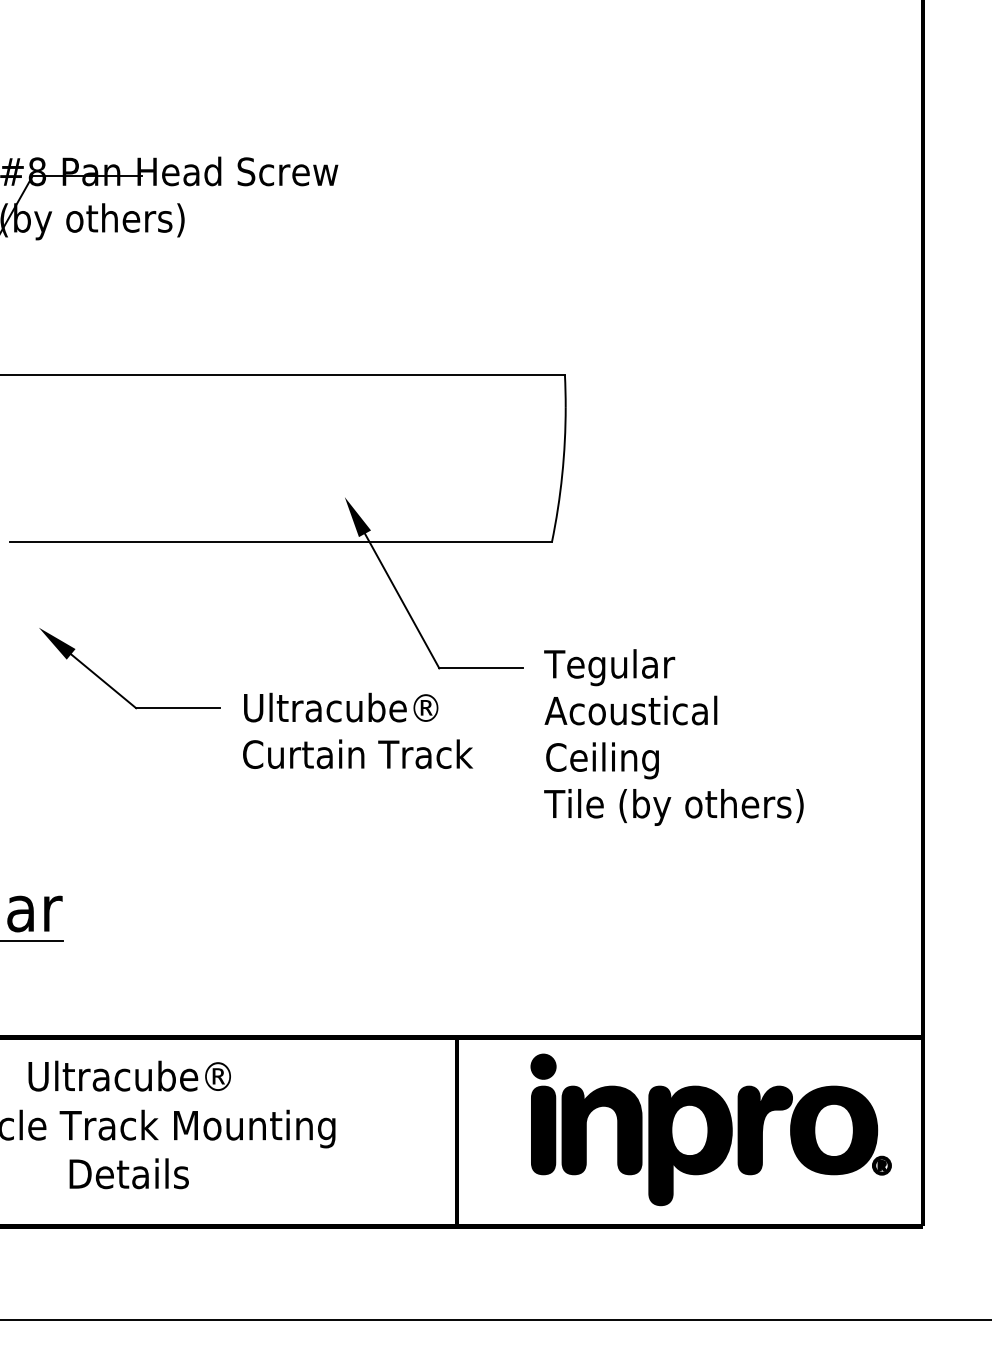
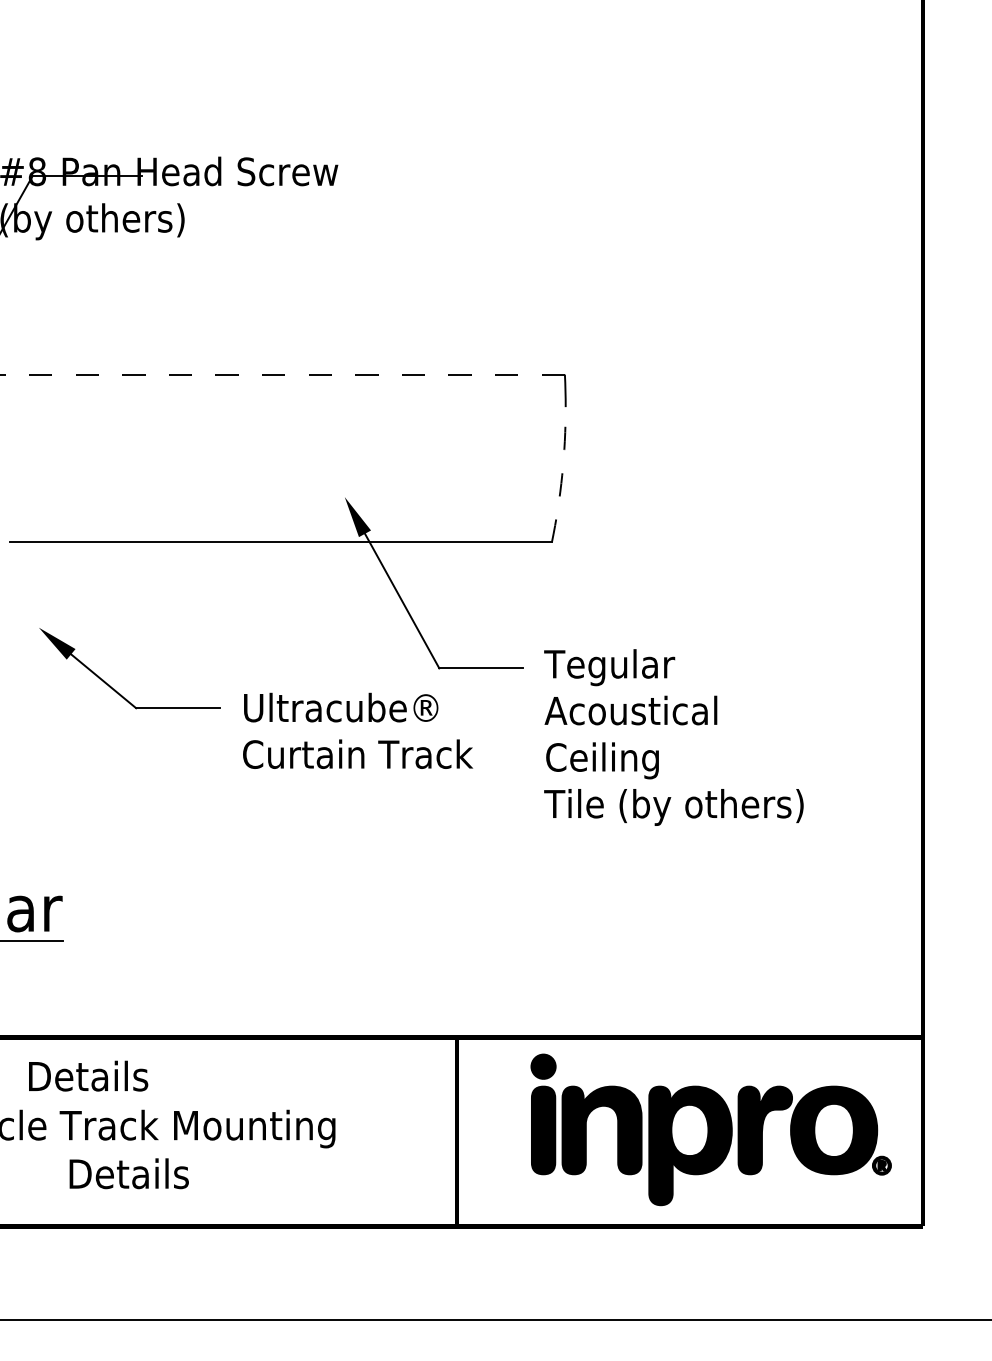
line: solid -> dashed (282, 374)
arc: solid -> dashed (562, 475)
text: Ultracube® -> Details (129, 1075)
